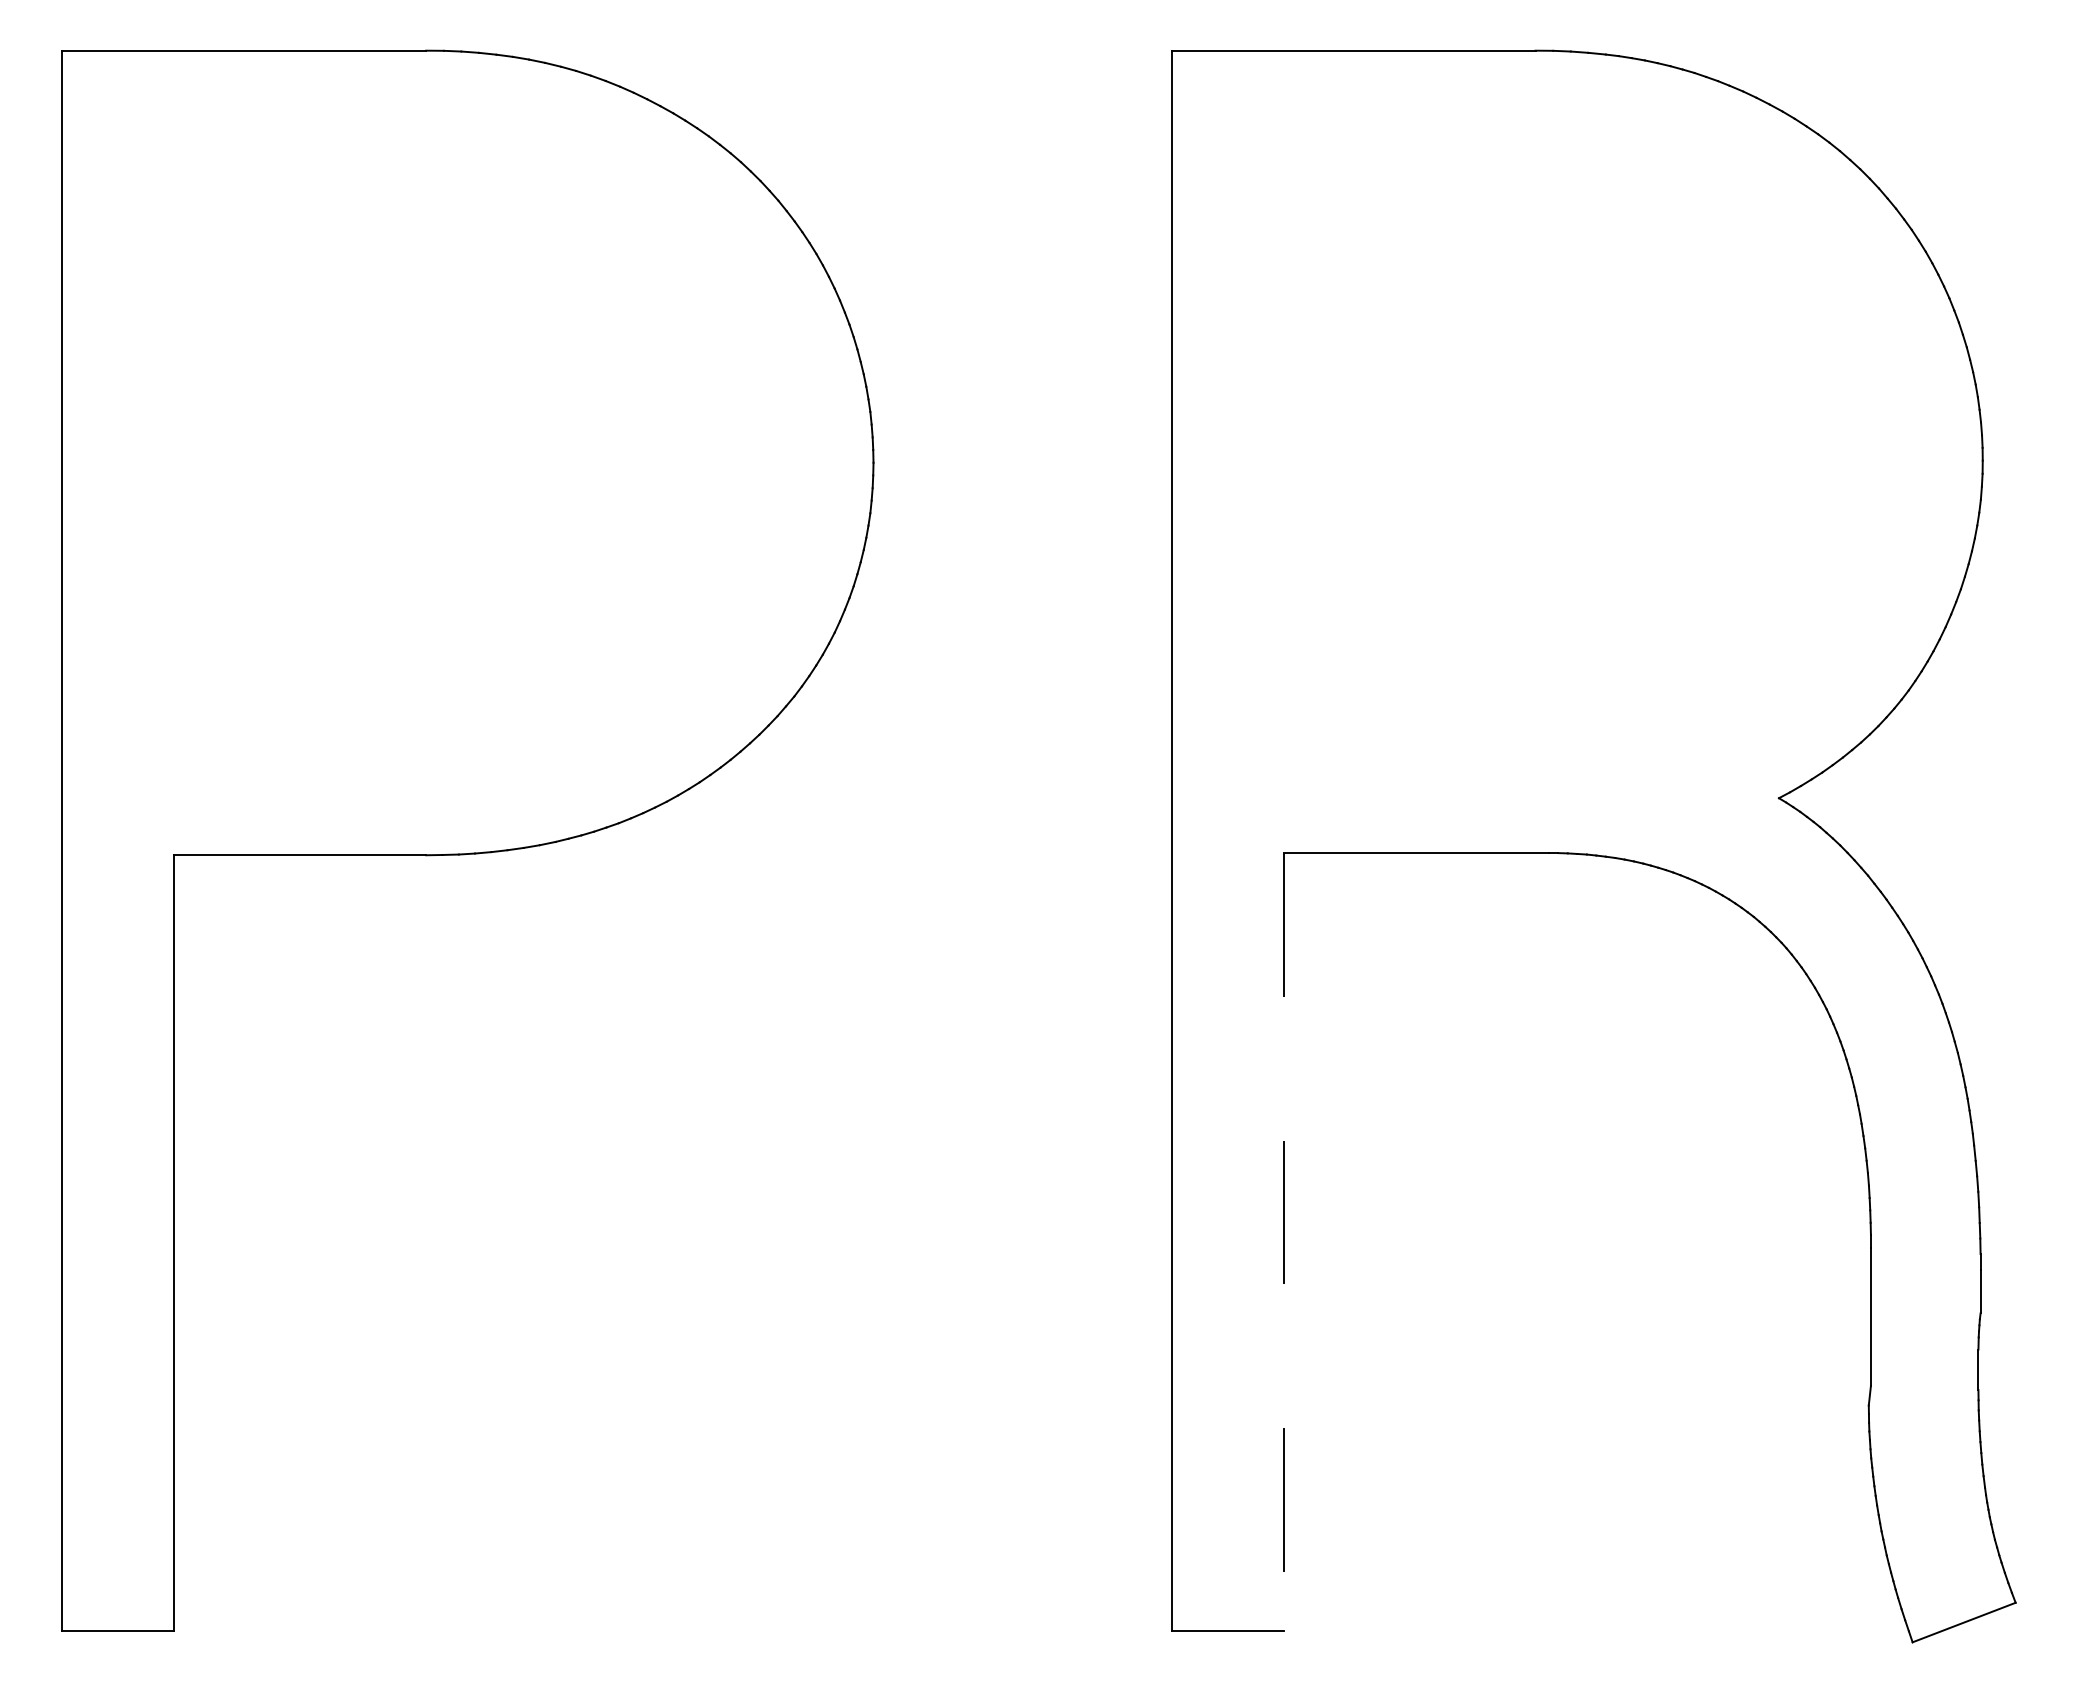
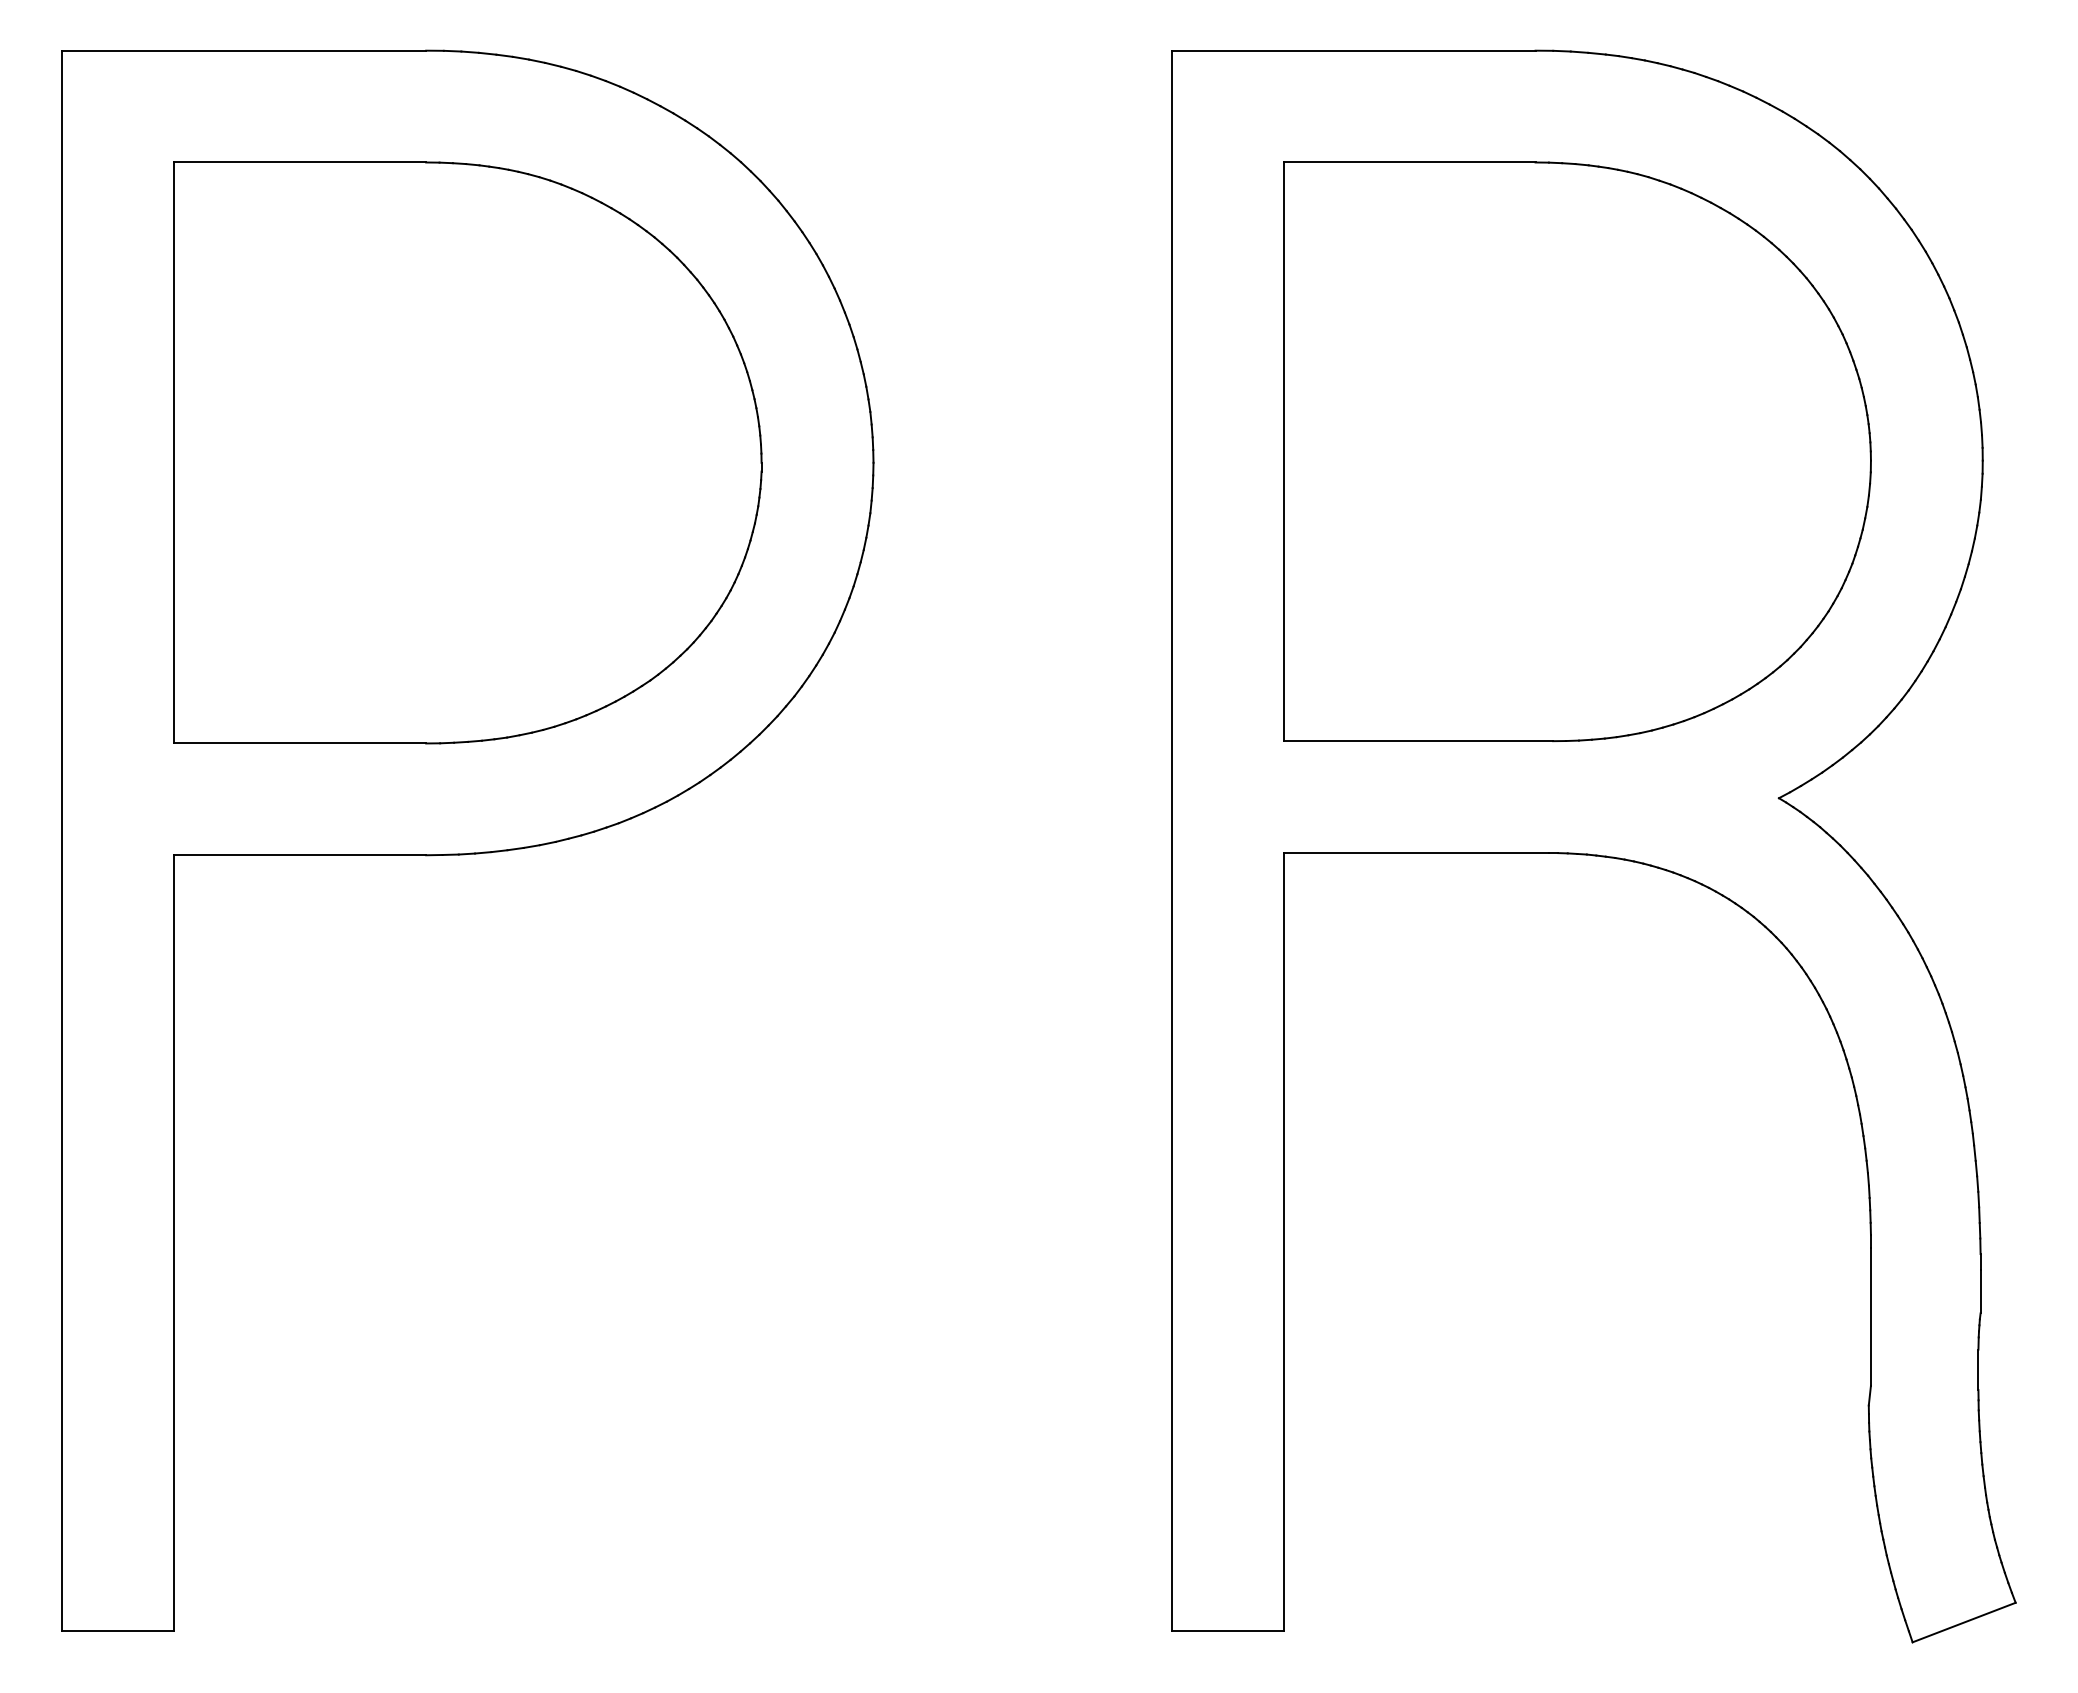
part: none -> present (1577, 451)
part: none -> present (467, 452)
line: dashed -> solid (1283, 1242)
